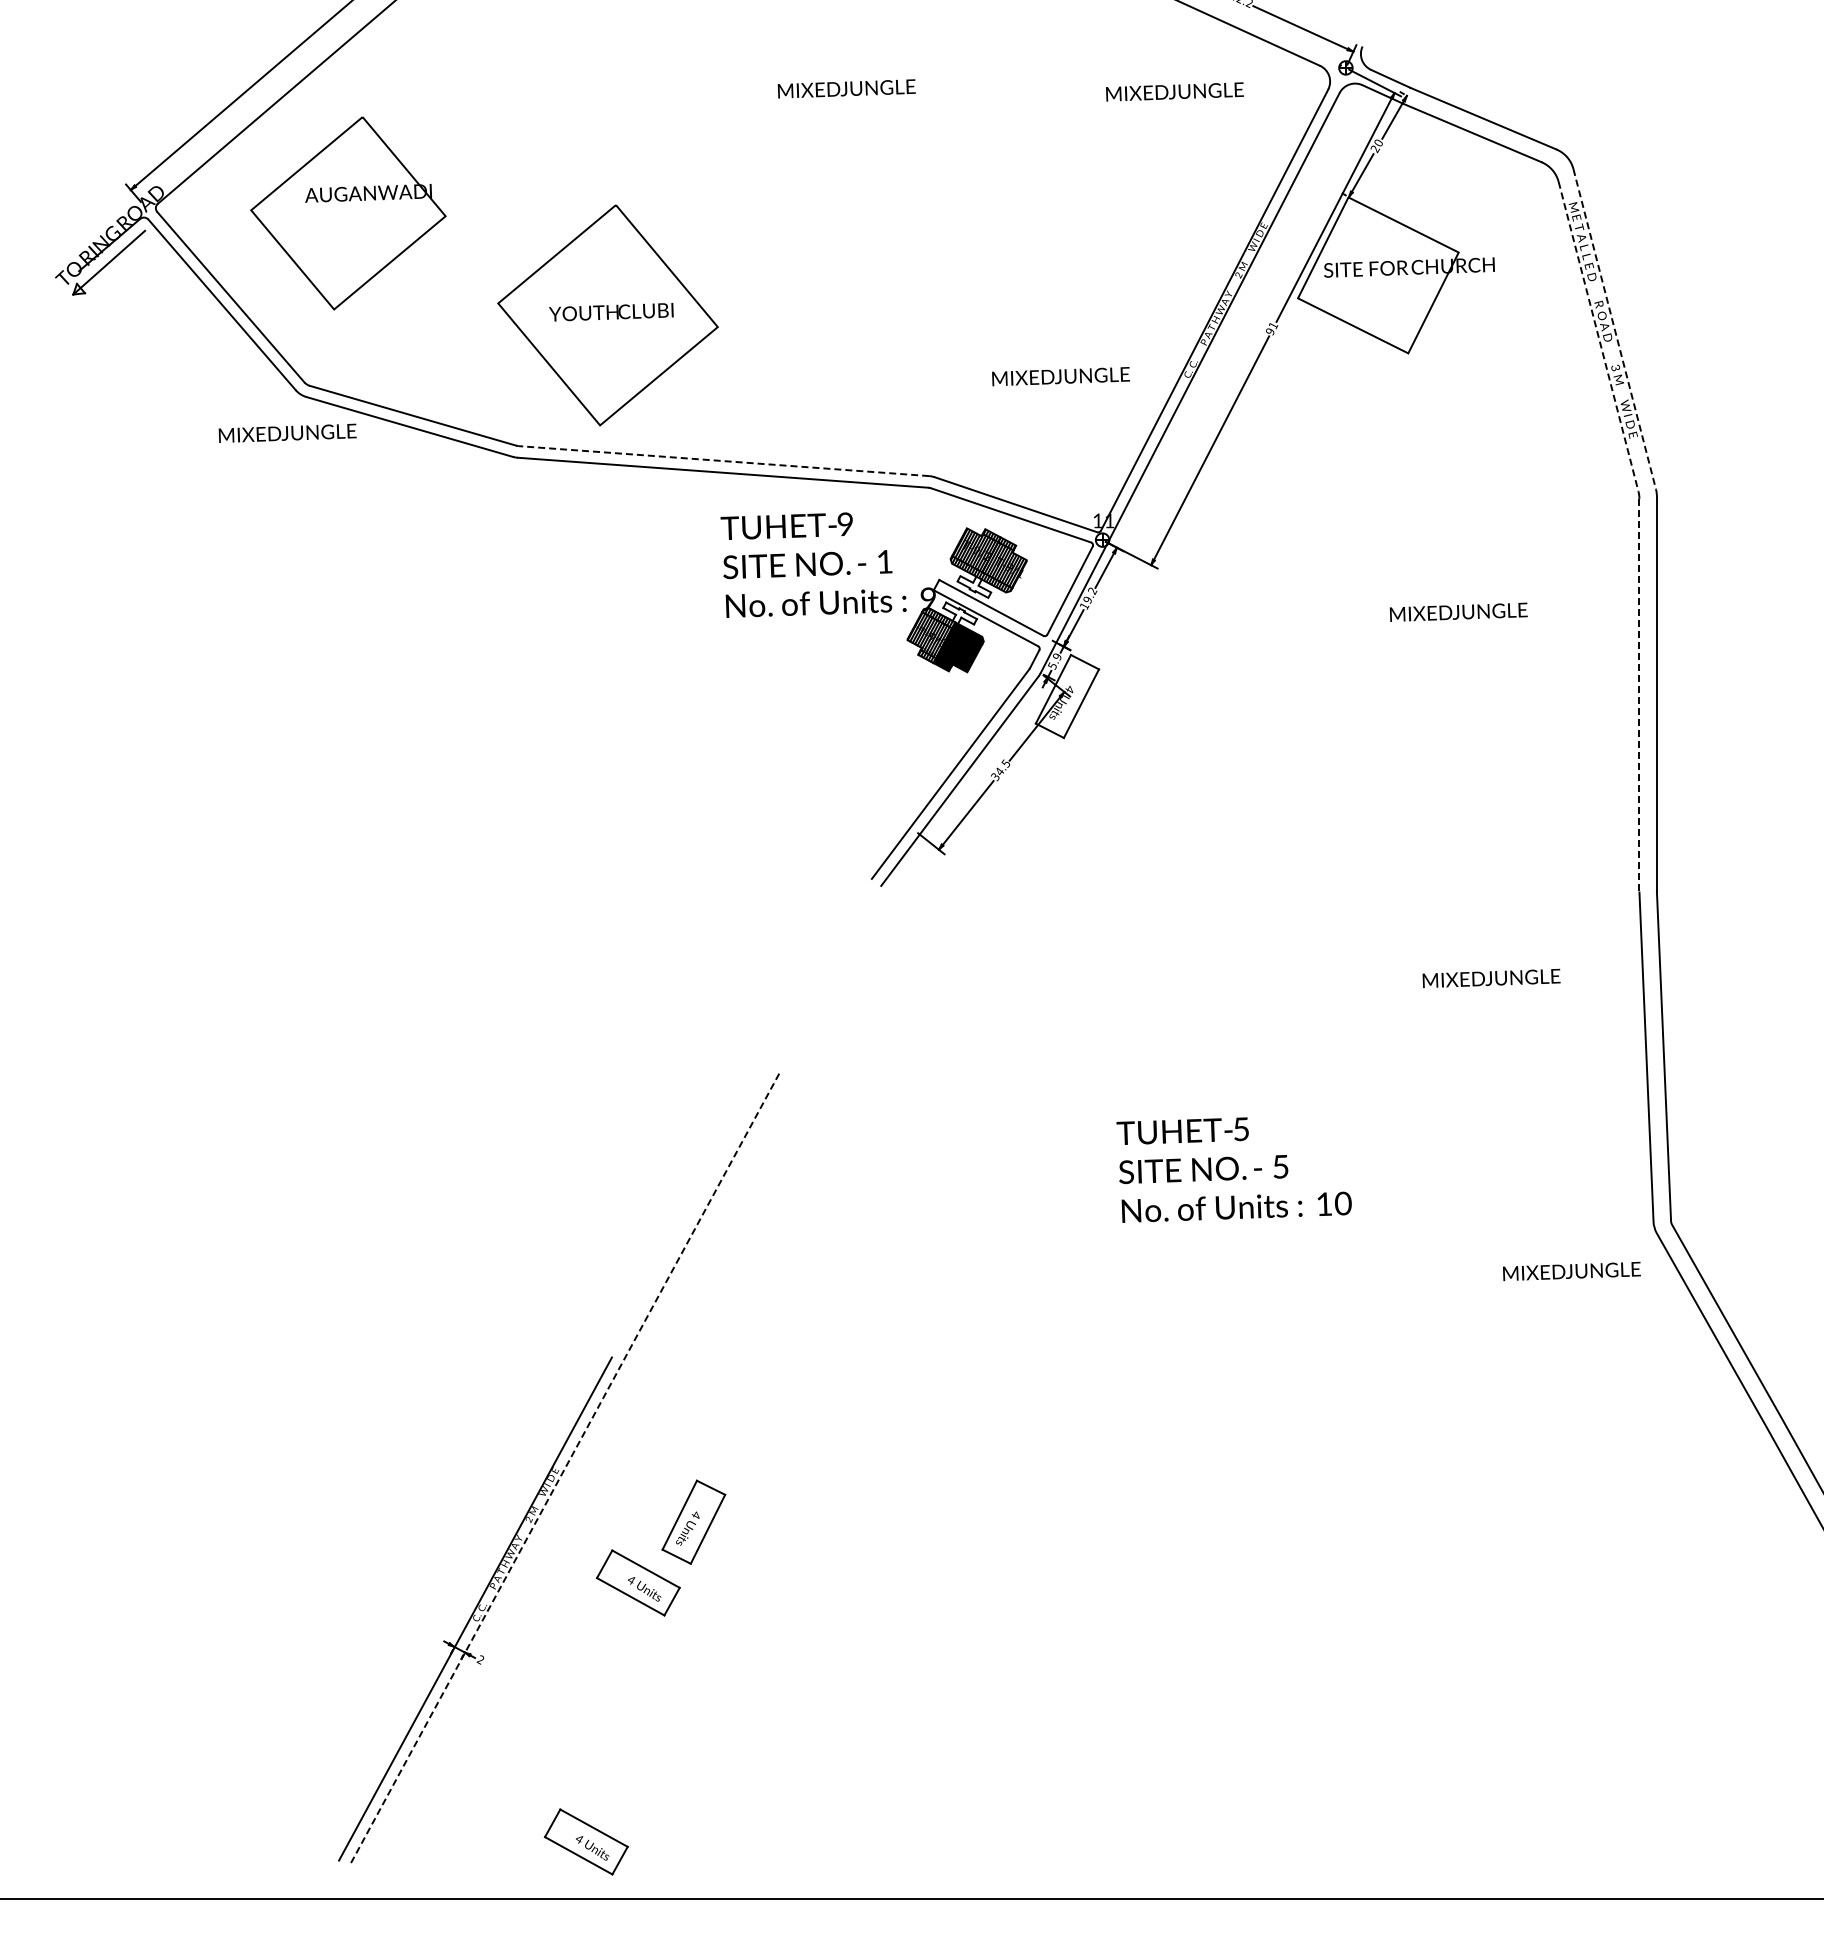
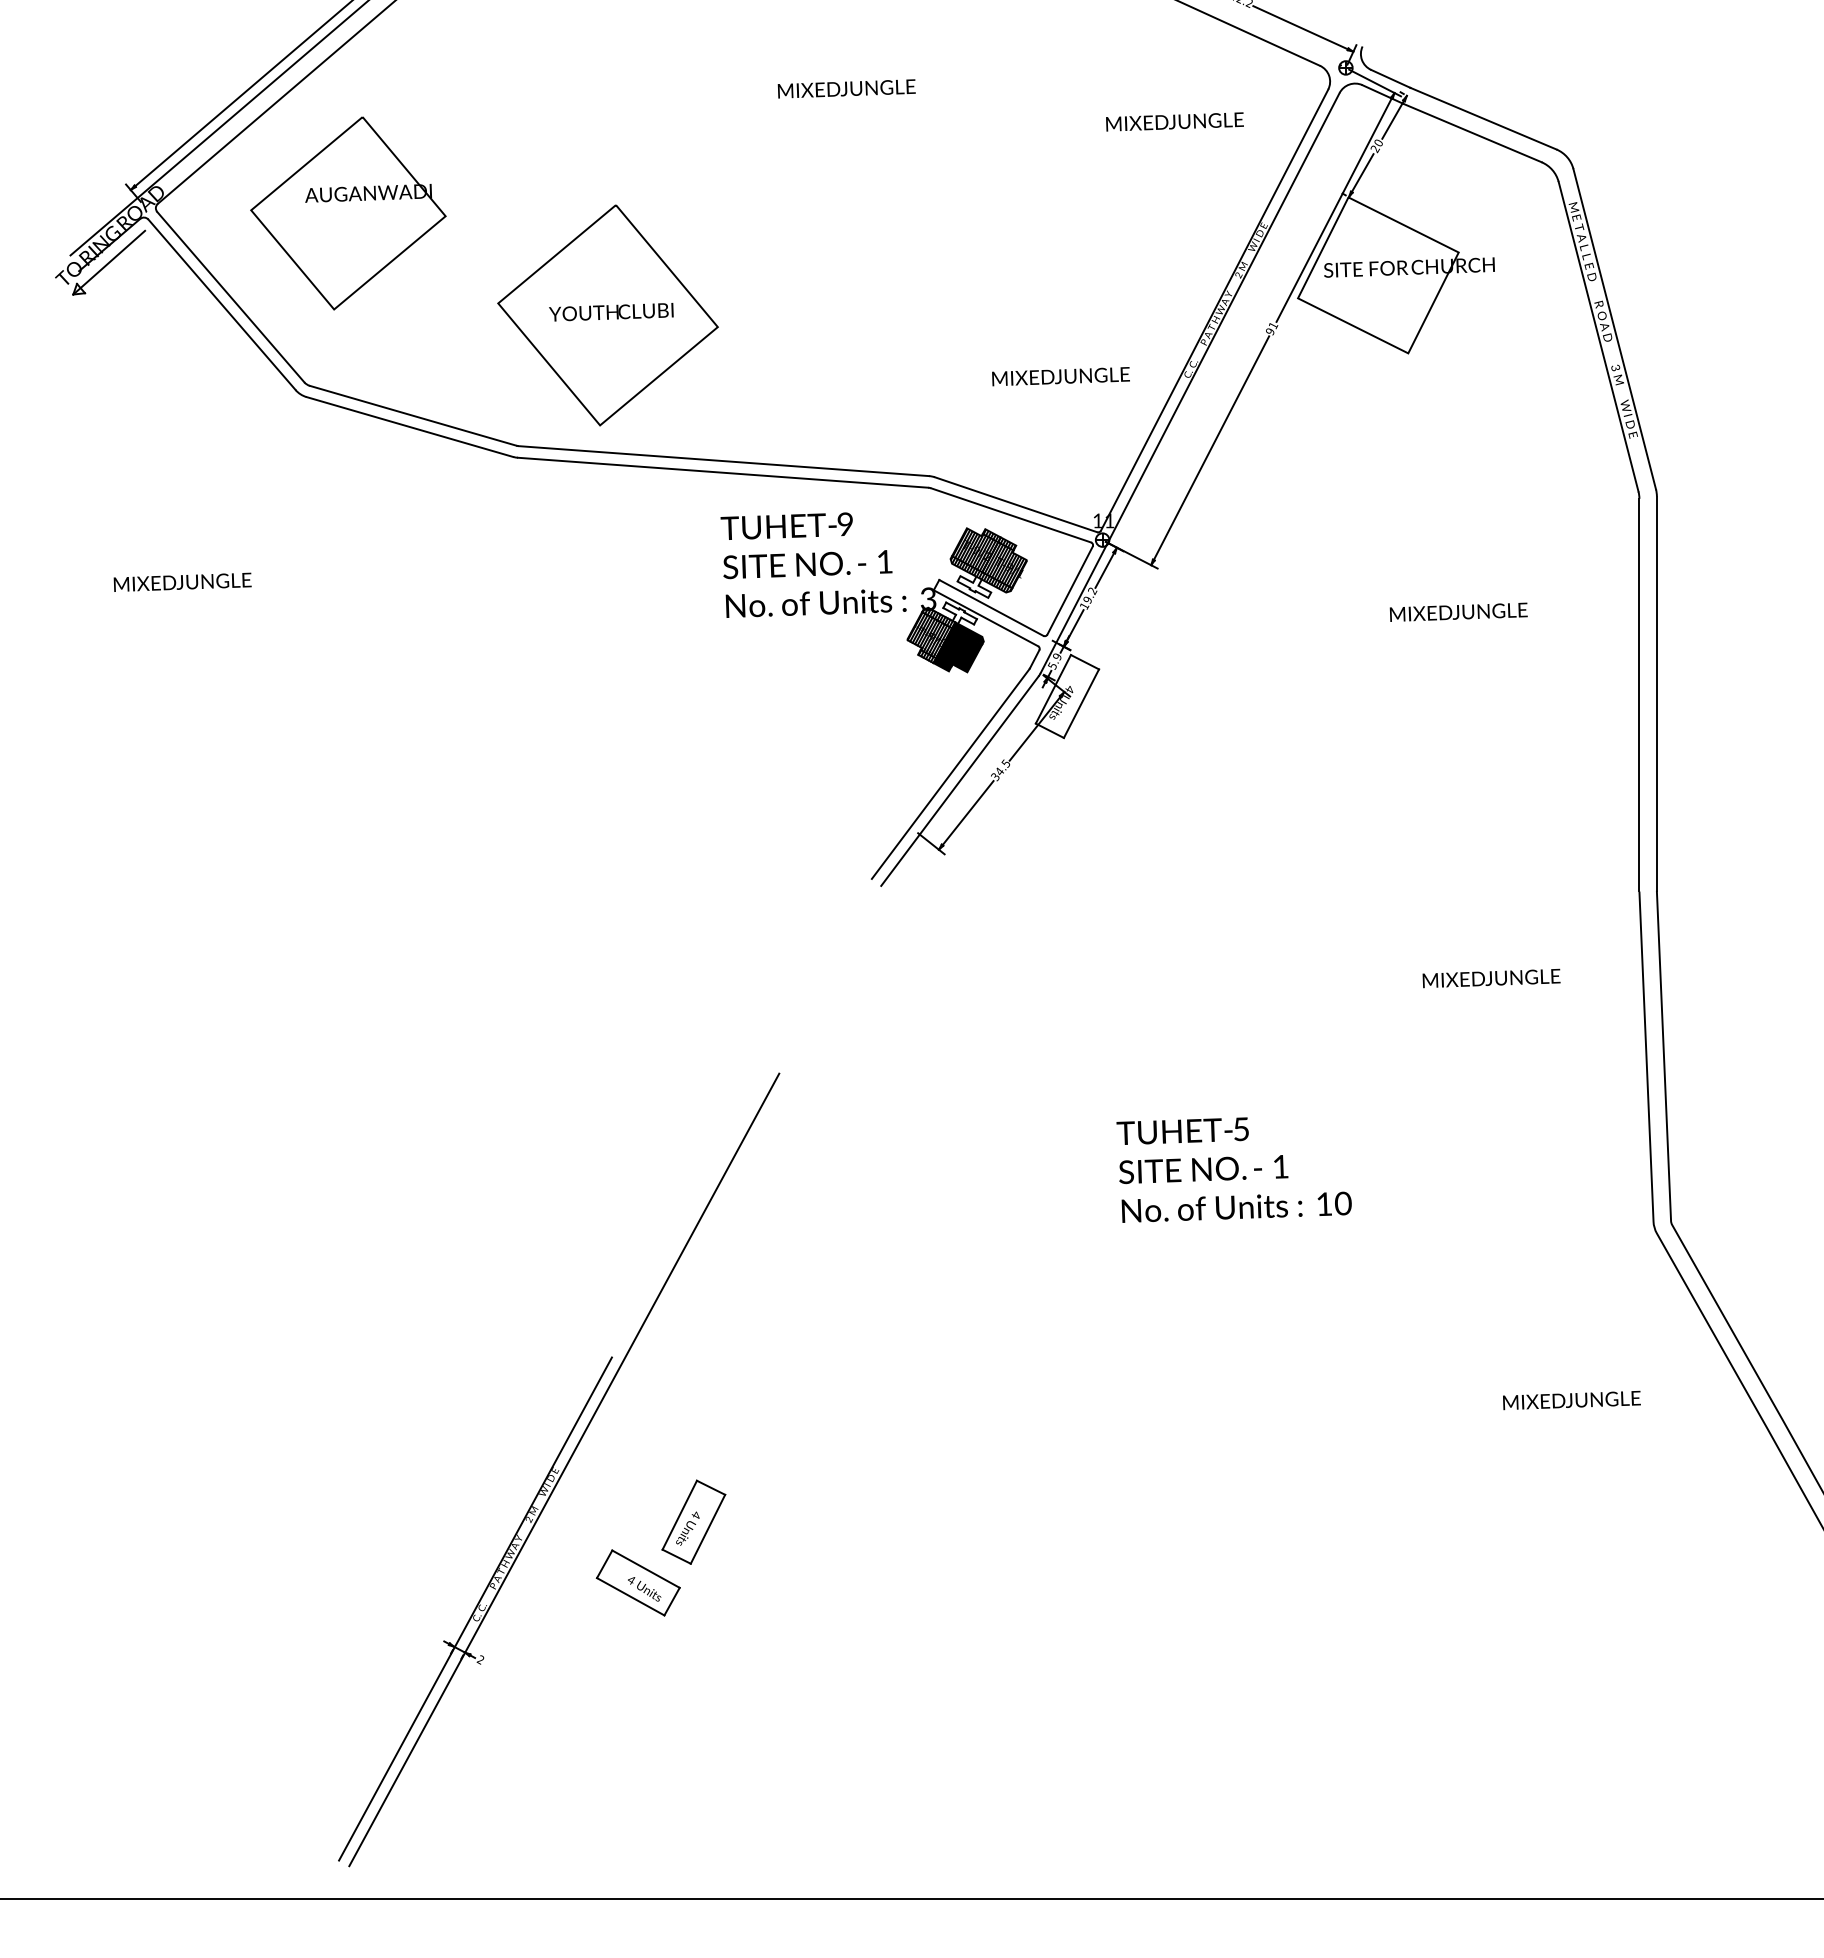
text position: (1174, 91) -> (1174, 121) (1174, 121)
line: none -> present (218, 128)
line: dashed -> solid (1614, 329)
line: dashed -> solid (1598, 336)
text position: (287, 432) -> (182, 581) (182, 581)
line: dashed -> solid (723, 461)
text: 9 -> 3 (928, 599)
line: dashed -> solid (1639, 695)
text: 5 -> 1 (1280, 1166)
text position: (1571, 1271) -> (1571, 1400) (1571, 1400)
line: dashed -> solid (564, 1469)
part: present -> none (585, 1841)
